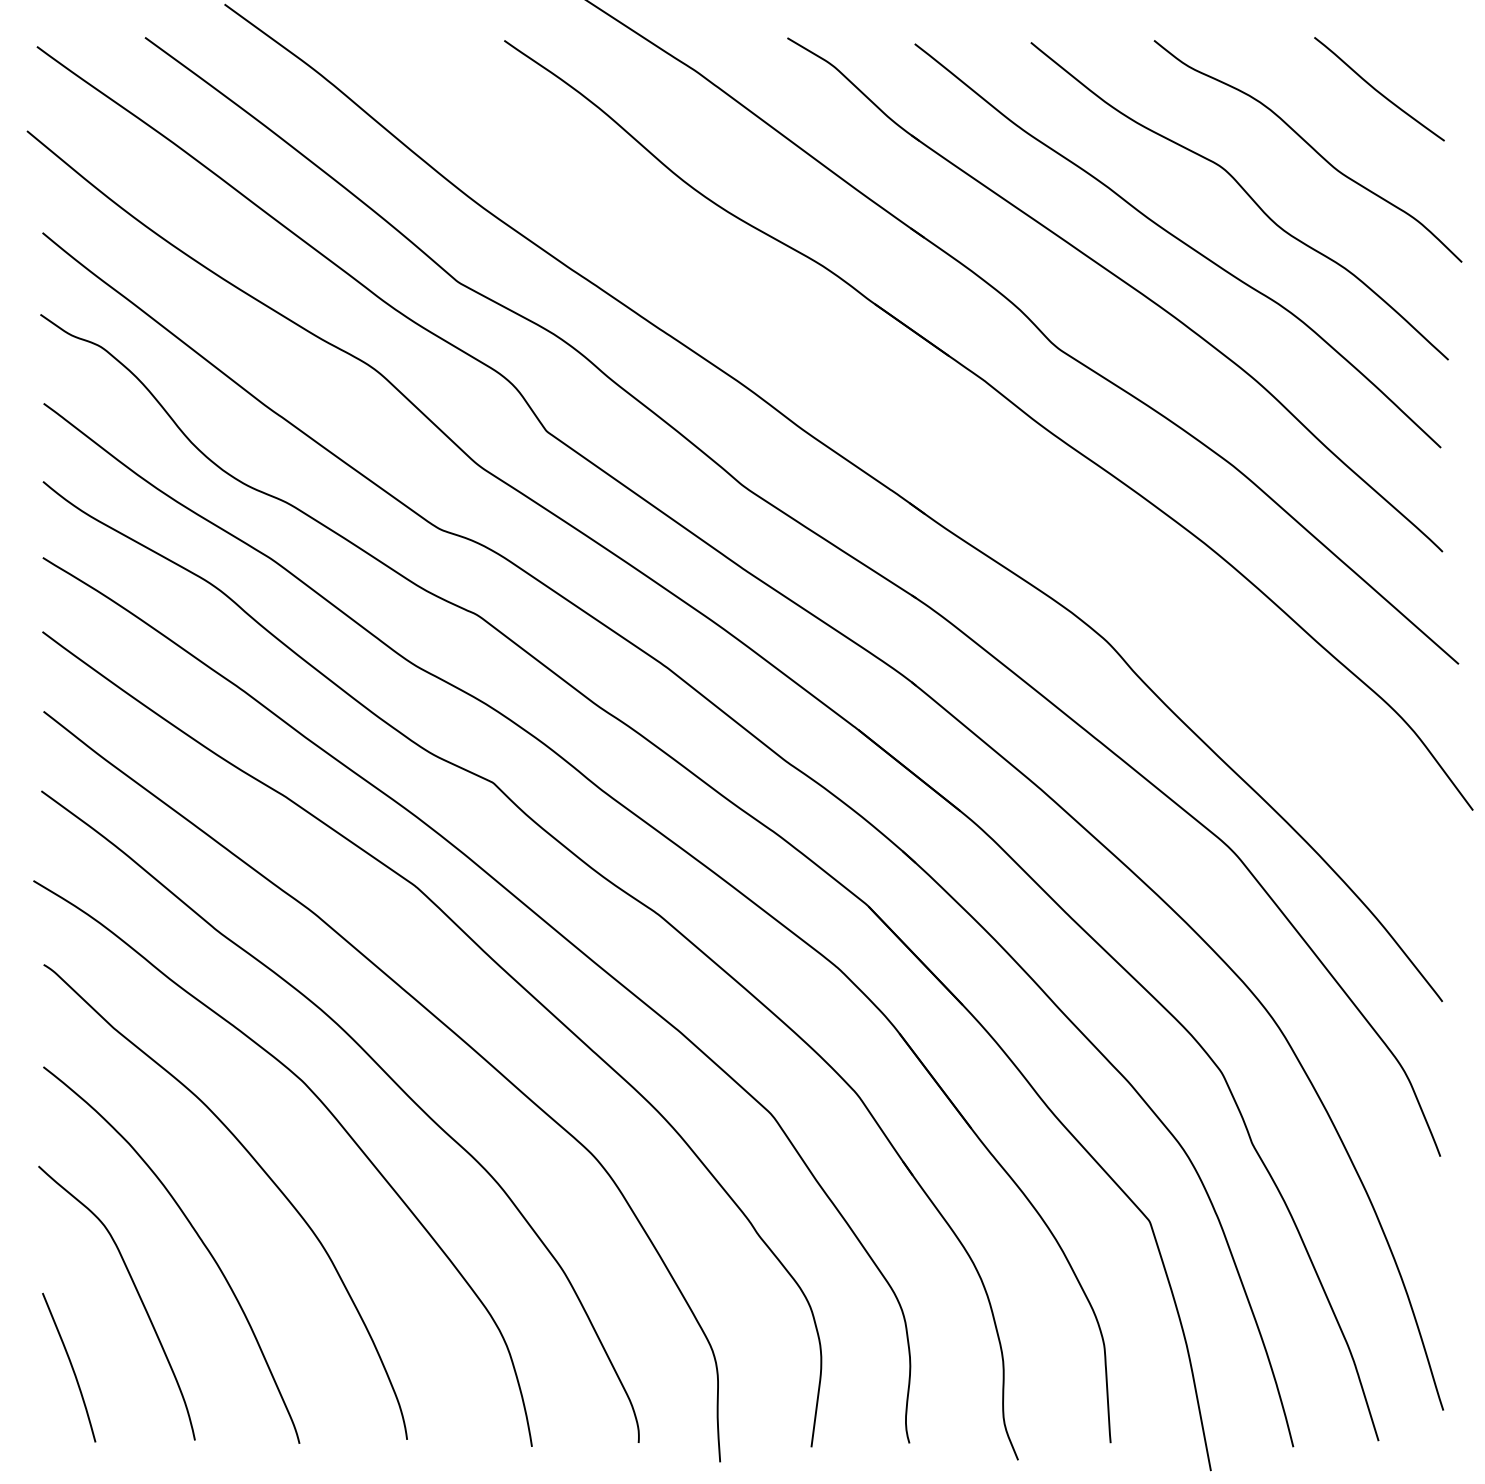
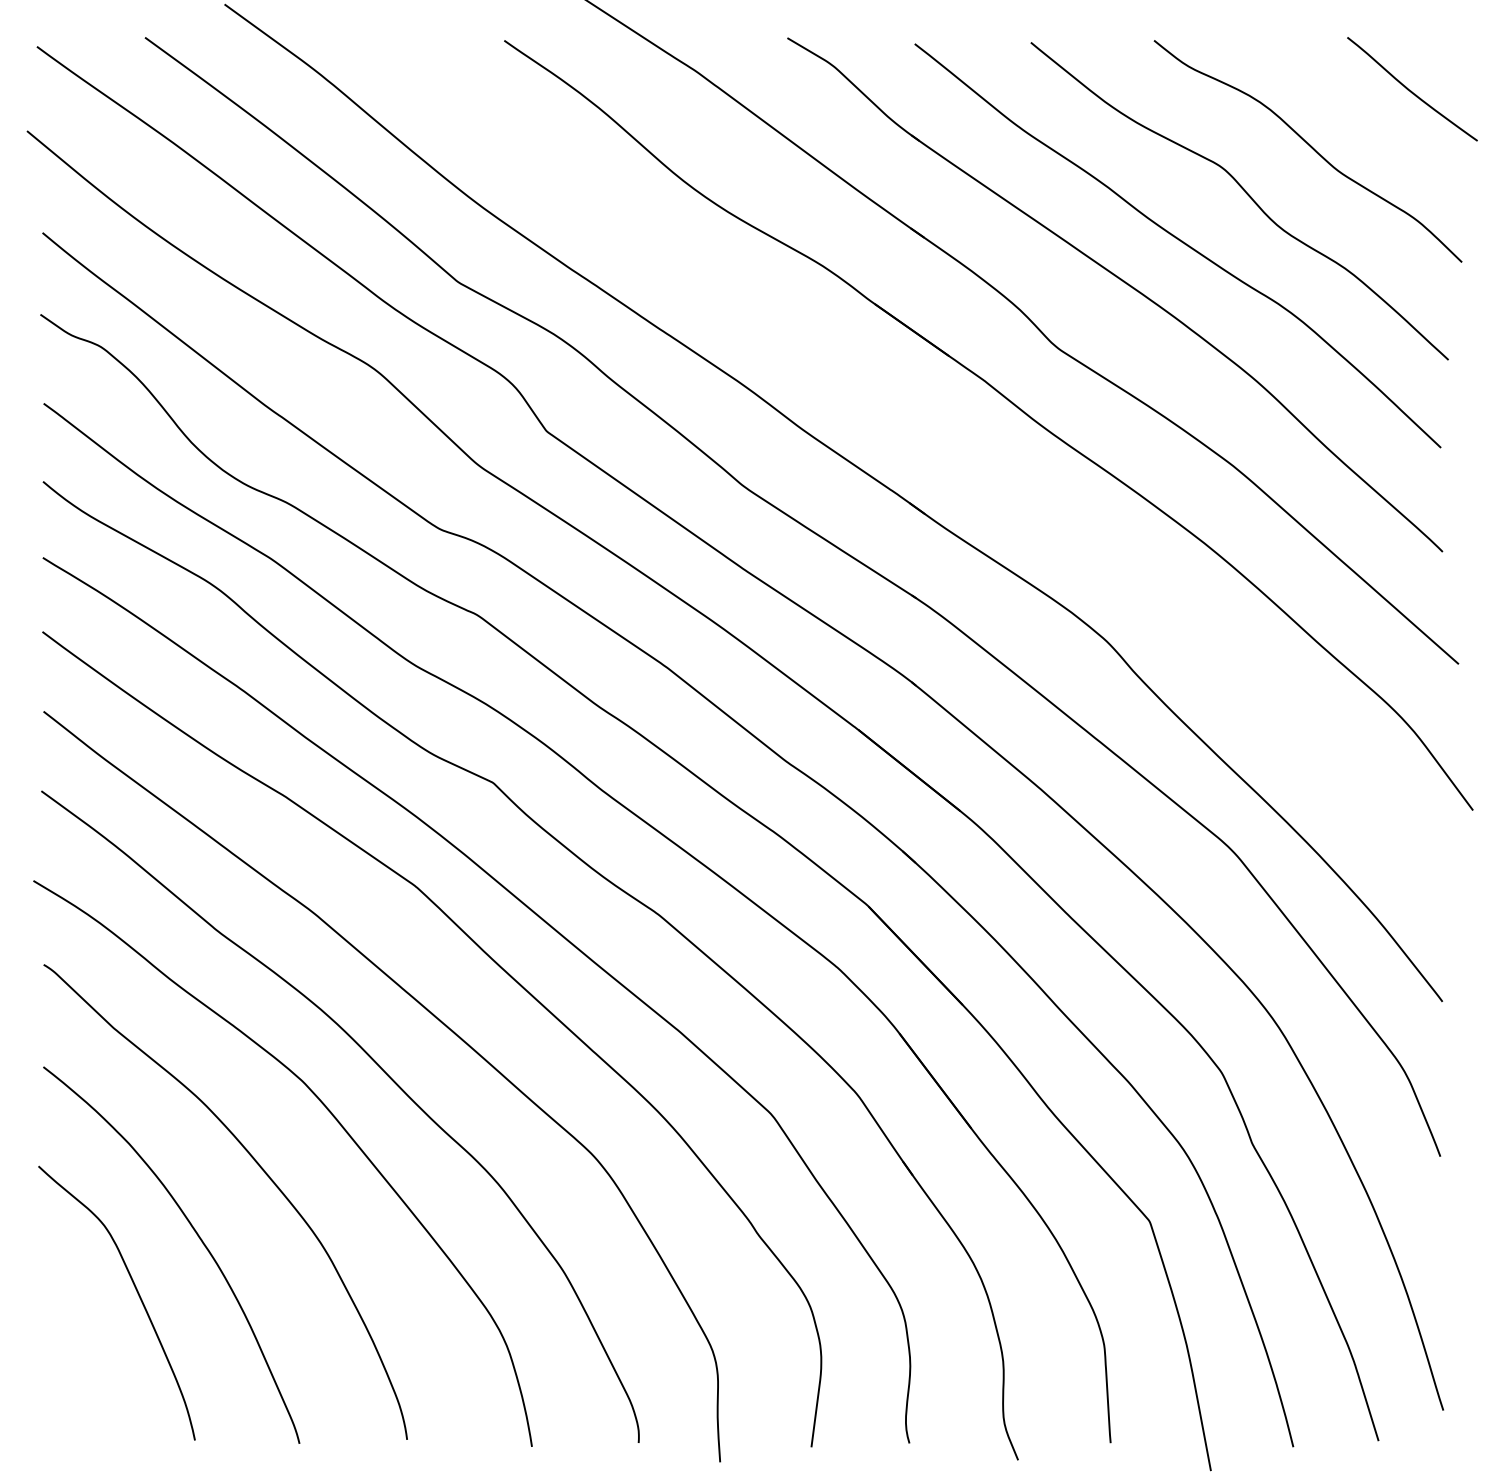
curve position: (1378, 90) -> (1411, 90) (1411, 90)
curve: present -> none (71, 1367)
